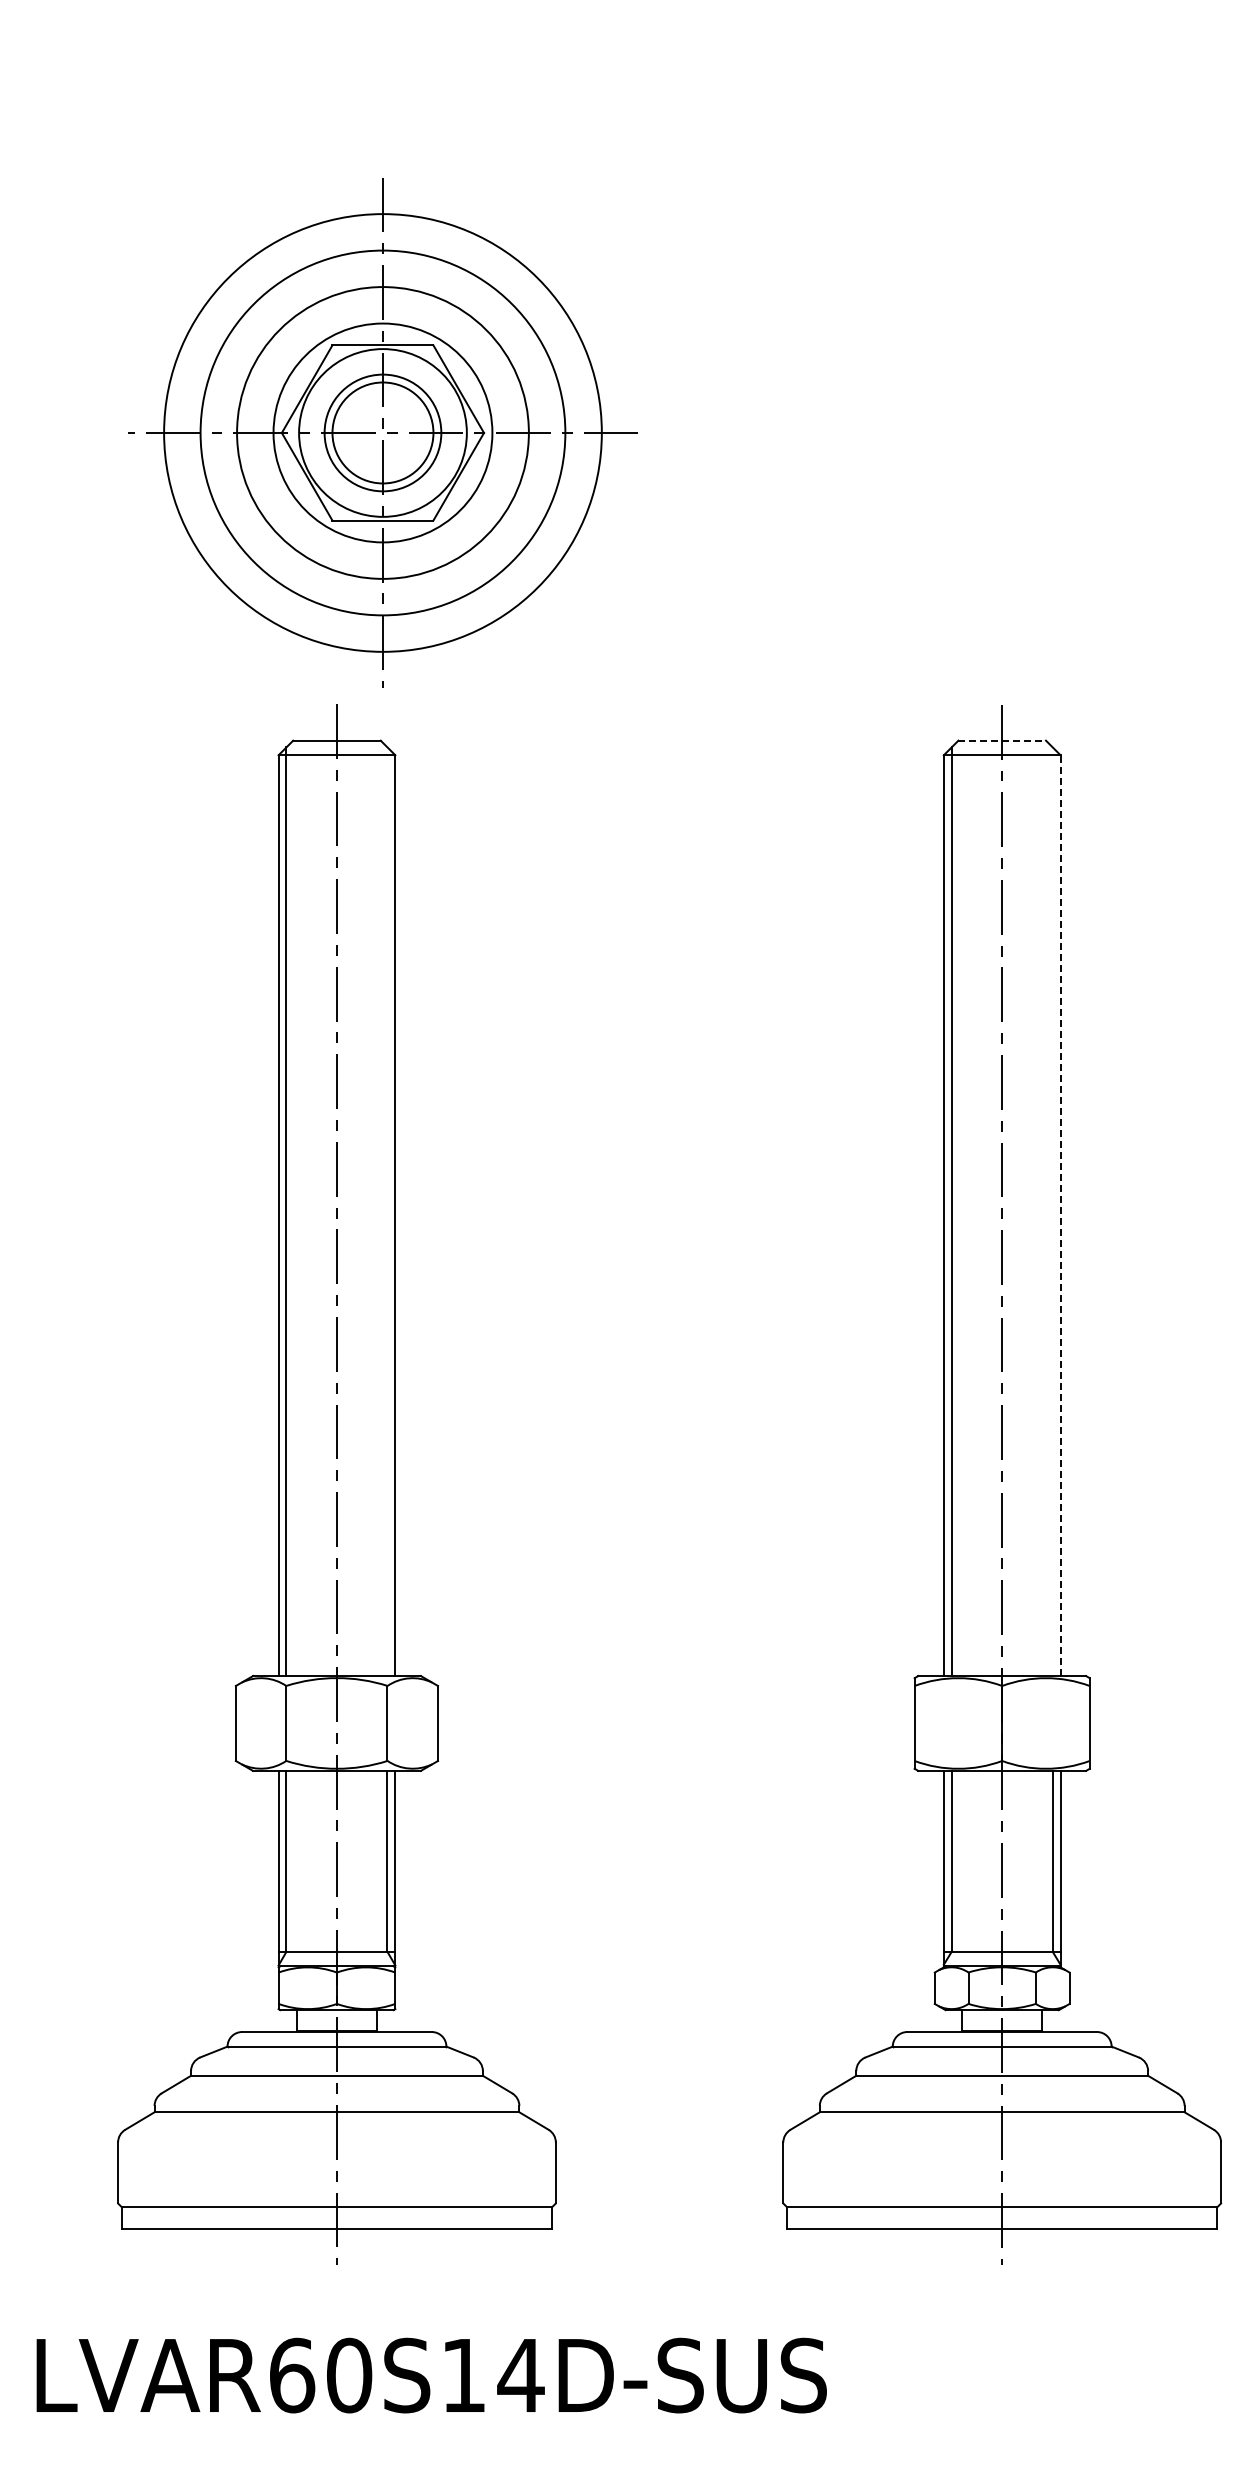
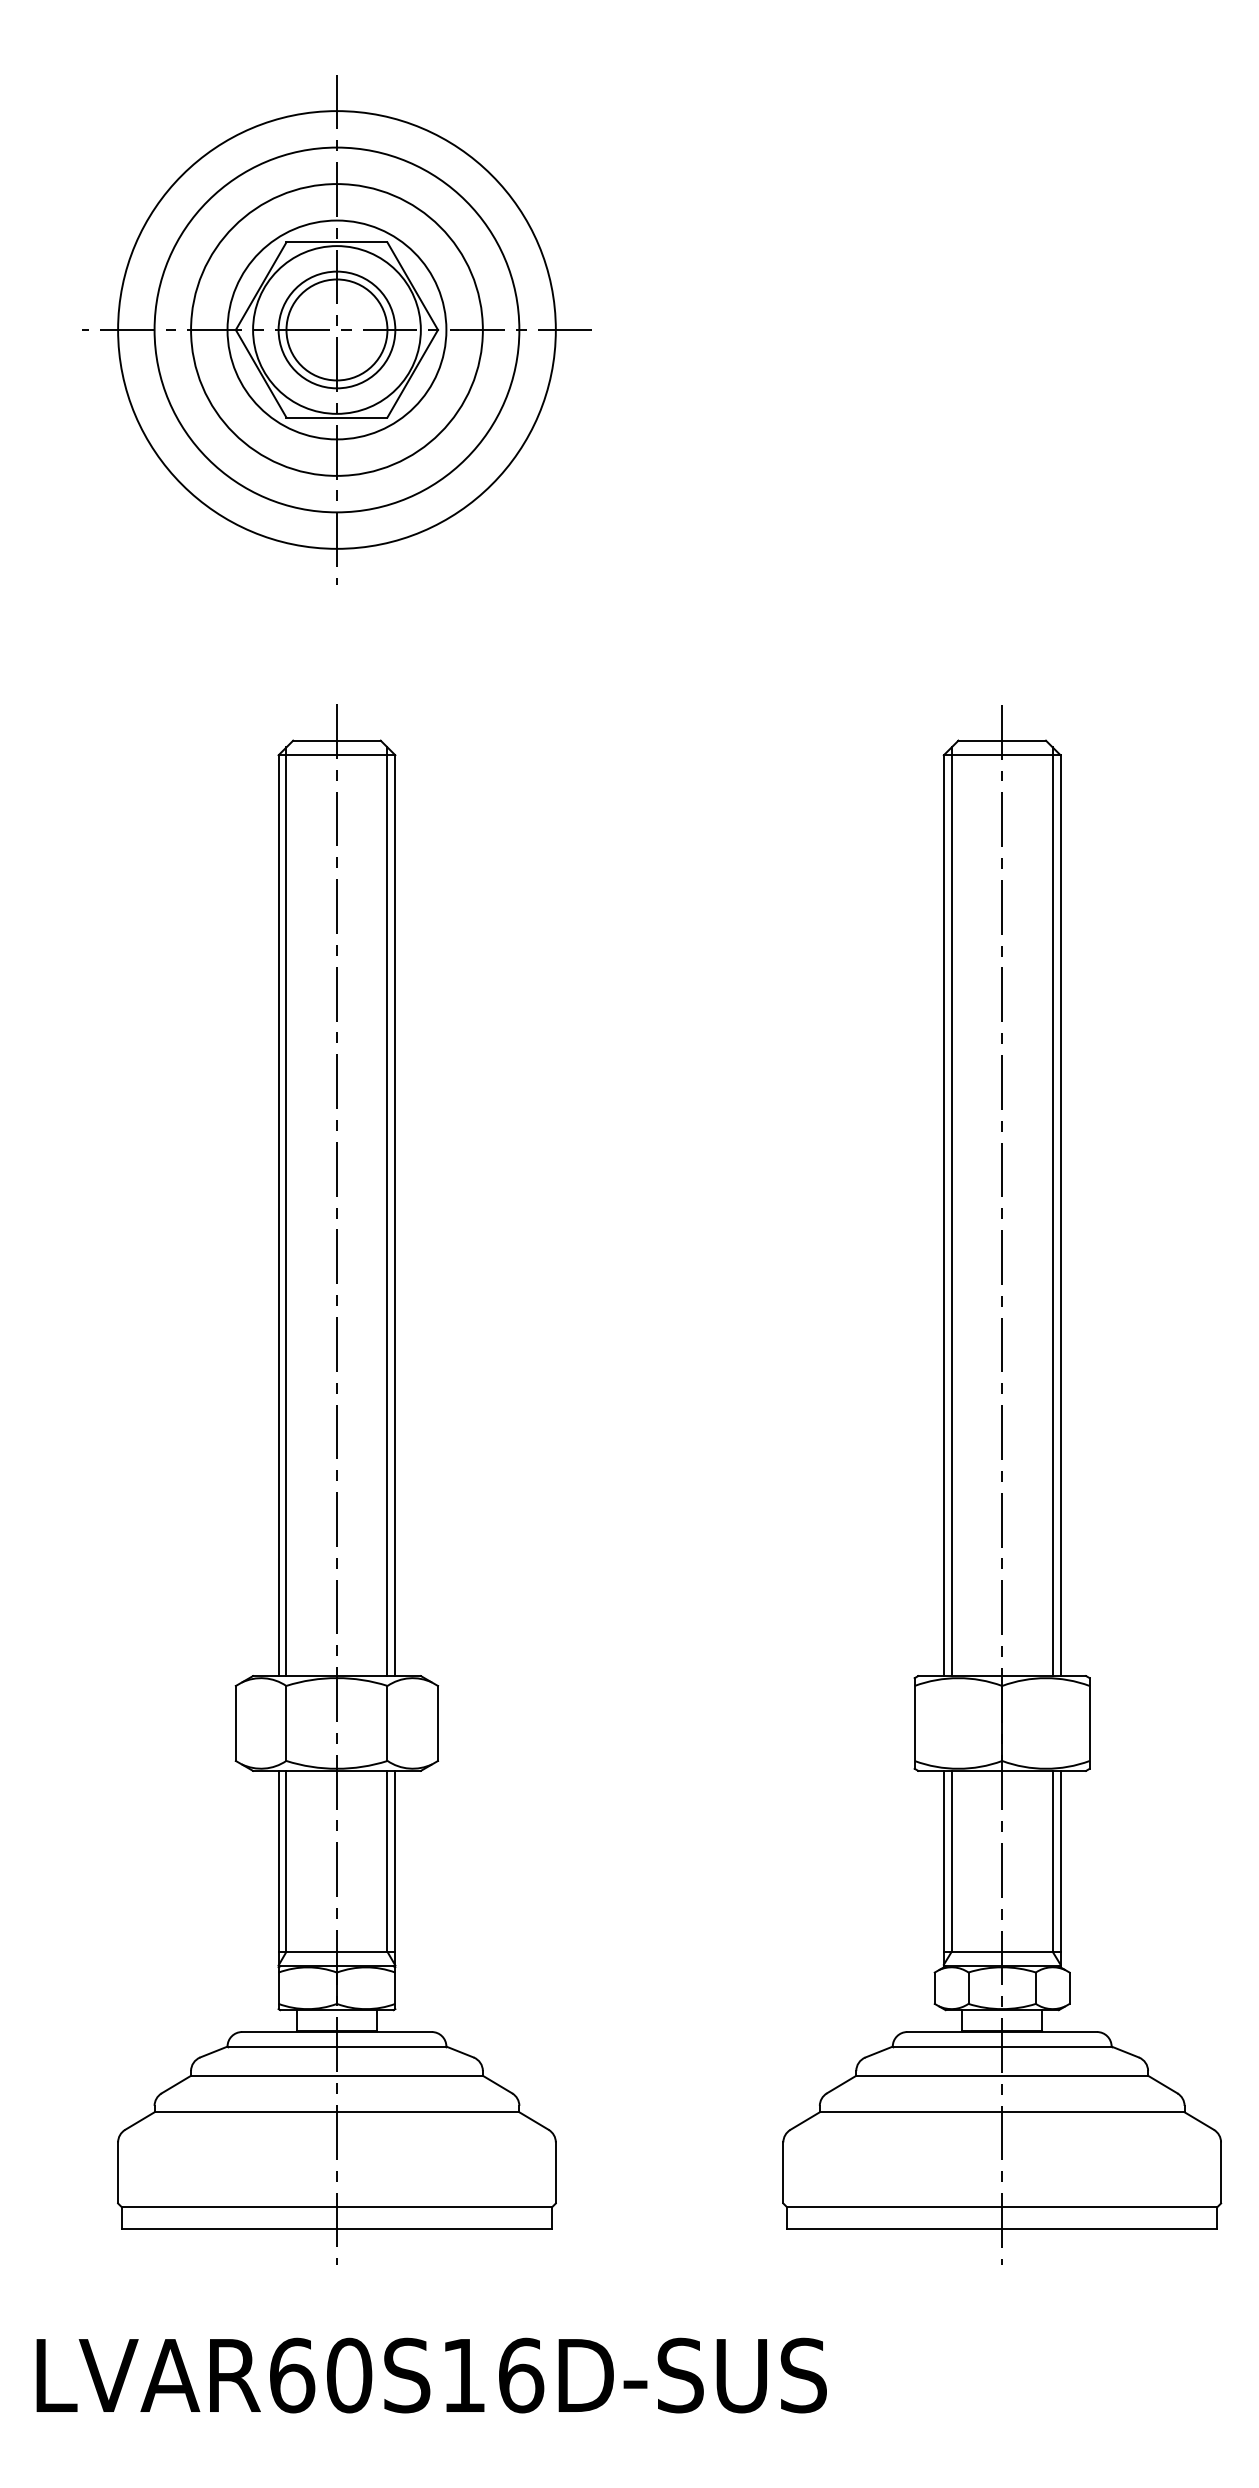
part position: (382, 432) -> (336, 329) (336, 329)
line: dashed -> solid (1002, 740)
line: none -> present (387, 1211)
line: none -> present (1052, 1211)
line: dashed -> solid (1060, 1215)
text: LVAR60S14D-SUS -> LVAR60S16D-SUS (520, 2375)
